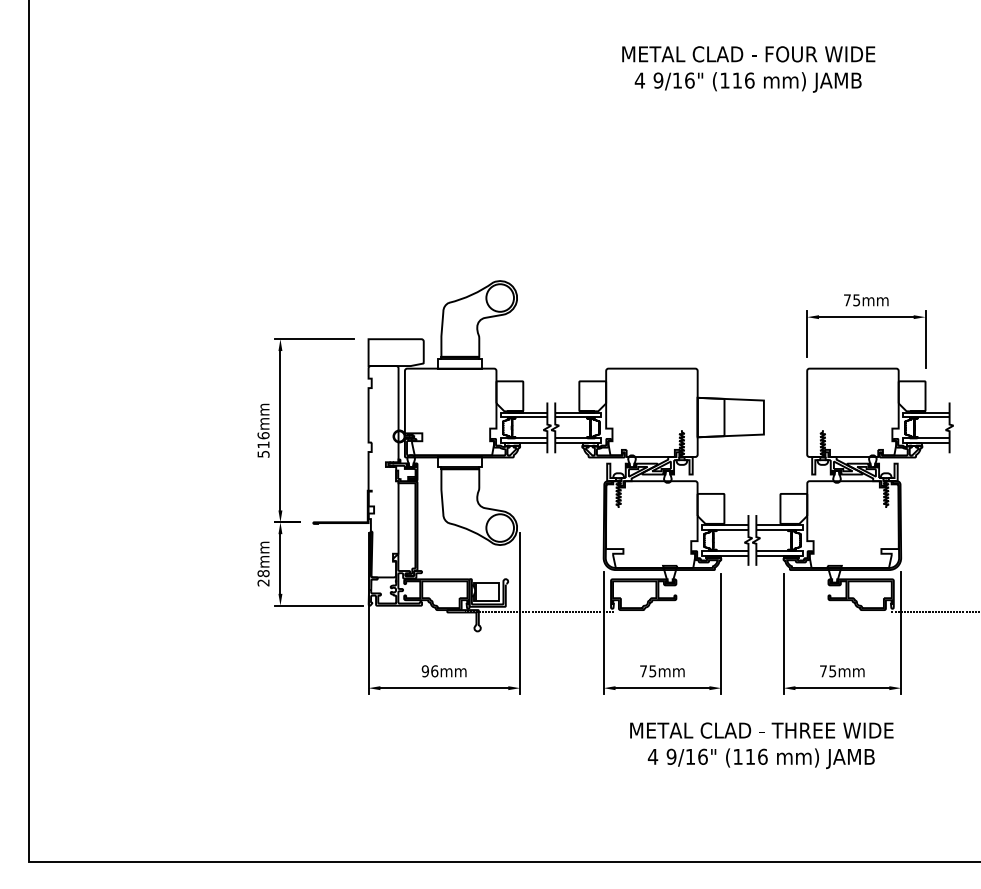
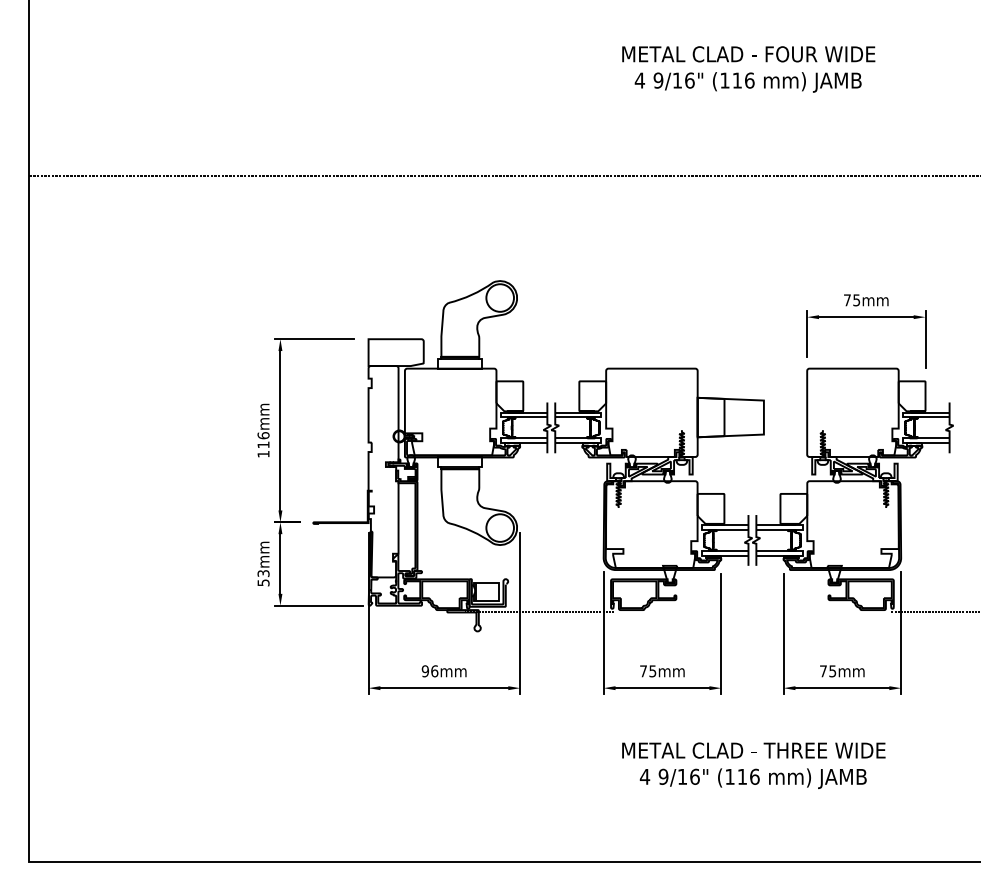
line: none -> present (503, 175)
text: 516mm -> 116mm (263, 454)
text: 28mm -> 53mm (263, 578)
text position: (761, 745) -> (753, 765) (753, 765)
